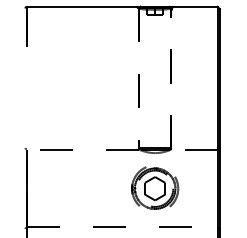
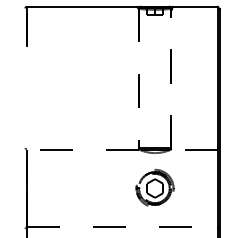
part size: 49x44 px -> 40x39 px (154, 187)
